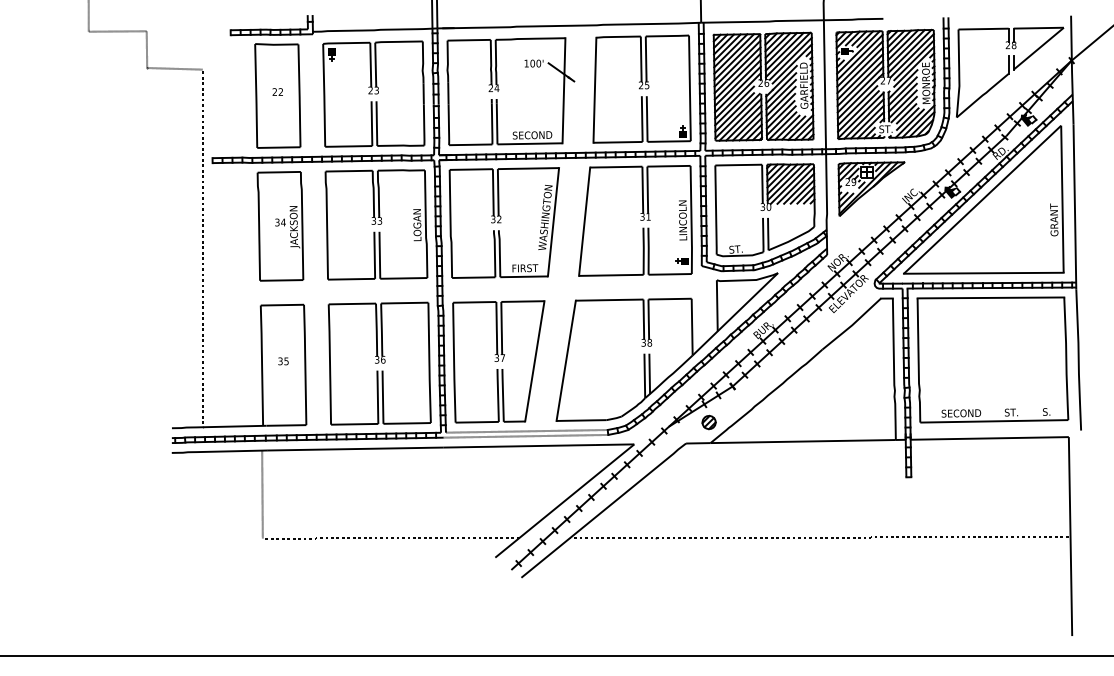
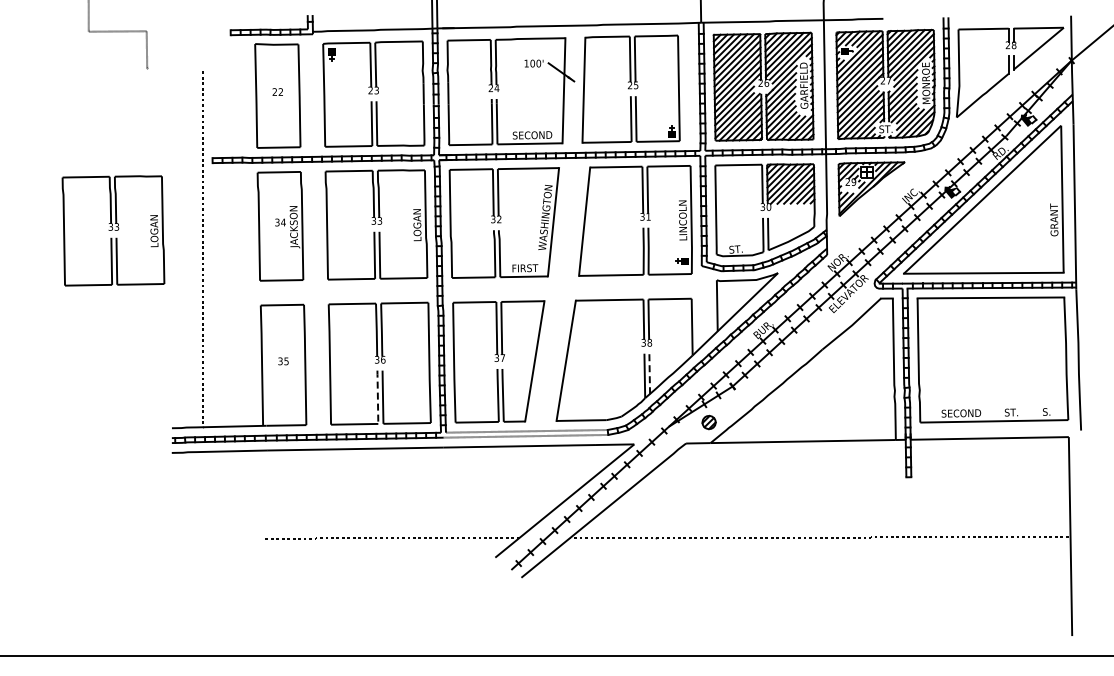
line: present -> none (174, 68)
part position: (641, 88) -> (630, 88) (630, 88)
part: none -> present (113, 230)
line: solid -> dashed (649, 373)
line: solid -> dashed (377, 396)
line: present -> none (262, 494)
